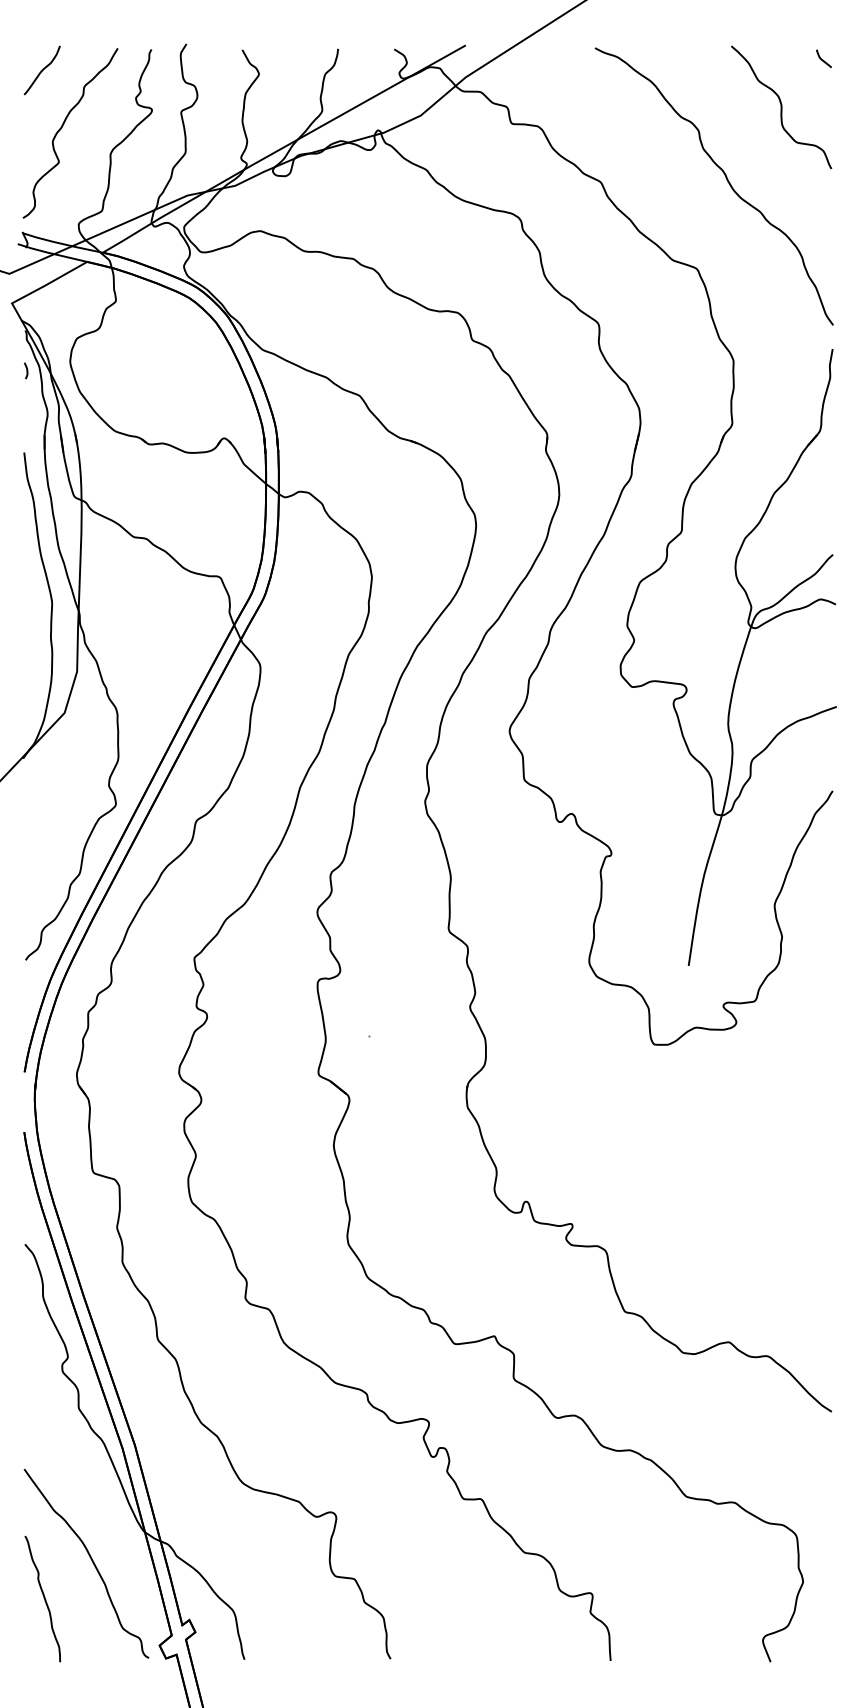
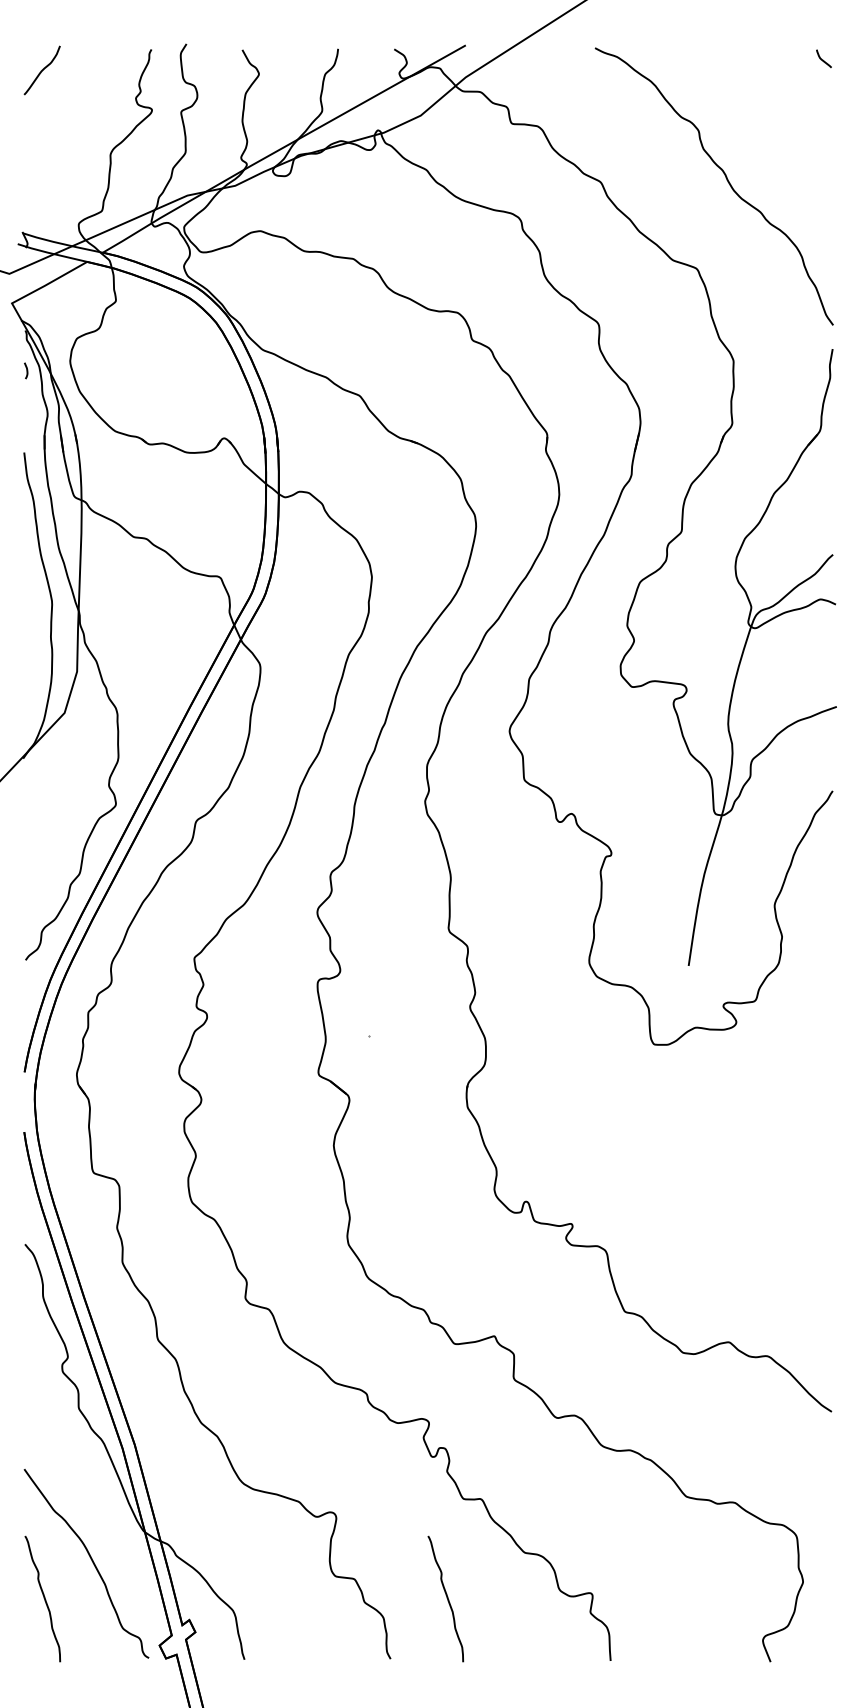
curve: present -> none (781, 107)
curve: present -> none (61, 129)
curve: none -> present (446, 1598)
